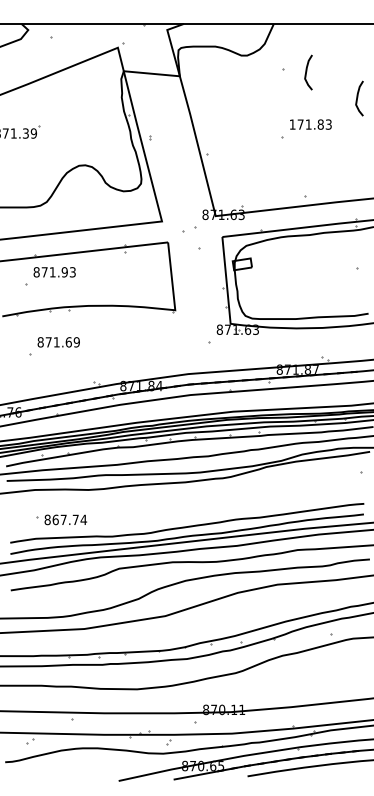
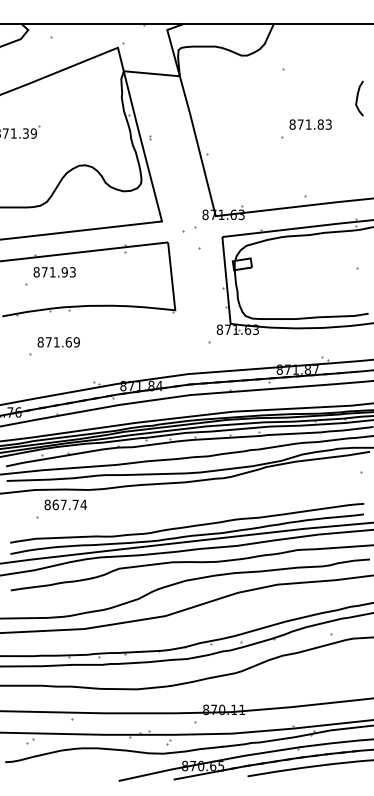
curve: present -> none (307, 71)
text: 171.83 -> 871.83 (292, 124)
text position: (65, 519) -> (65, 504) (65, 504)
